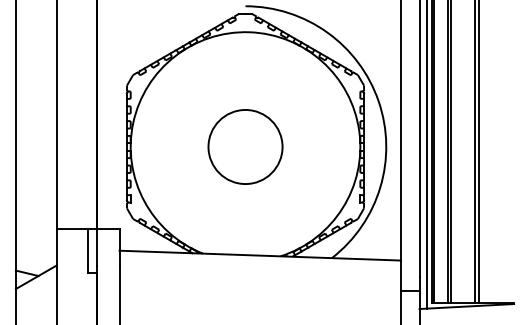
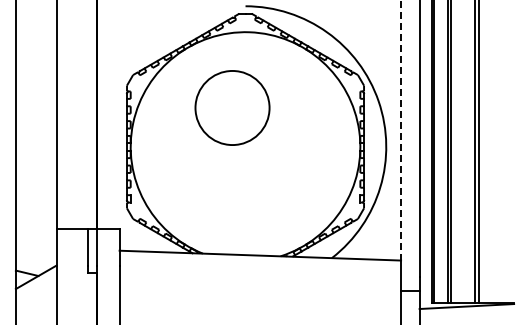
line: solid -> dashed (401, 130)
circle position: (245, 146) -> (232, 107) (232, 107)
line: present -> none (427, 155)
